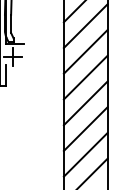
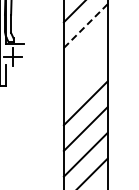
line: solid -> dashed (85, 26)
line: present -> none (85, 51)
line: present -> none (85, 77)
